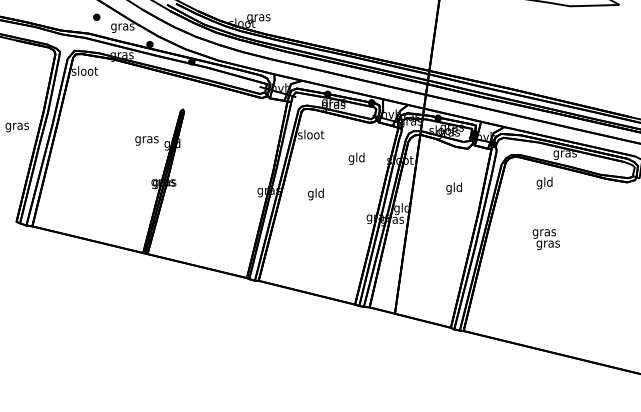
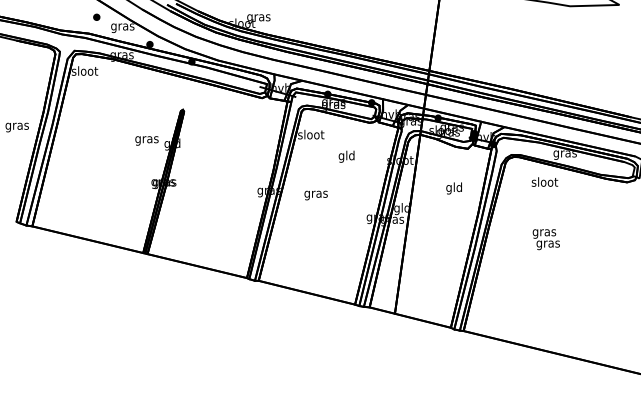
text position: (356, 158) -> (346, 156) (346, 156)
text: gld -> sloot (544, 183)
text: gld -> gras (315, 194)
